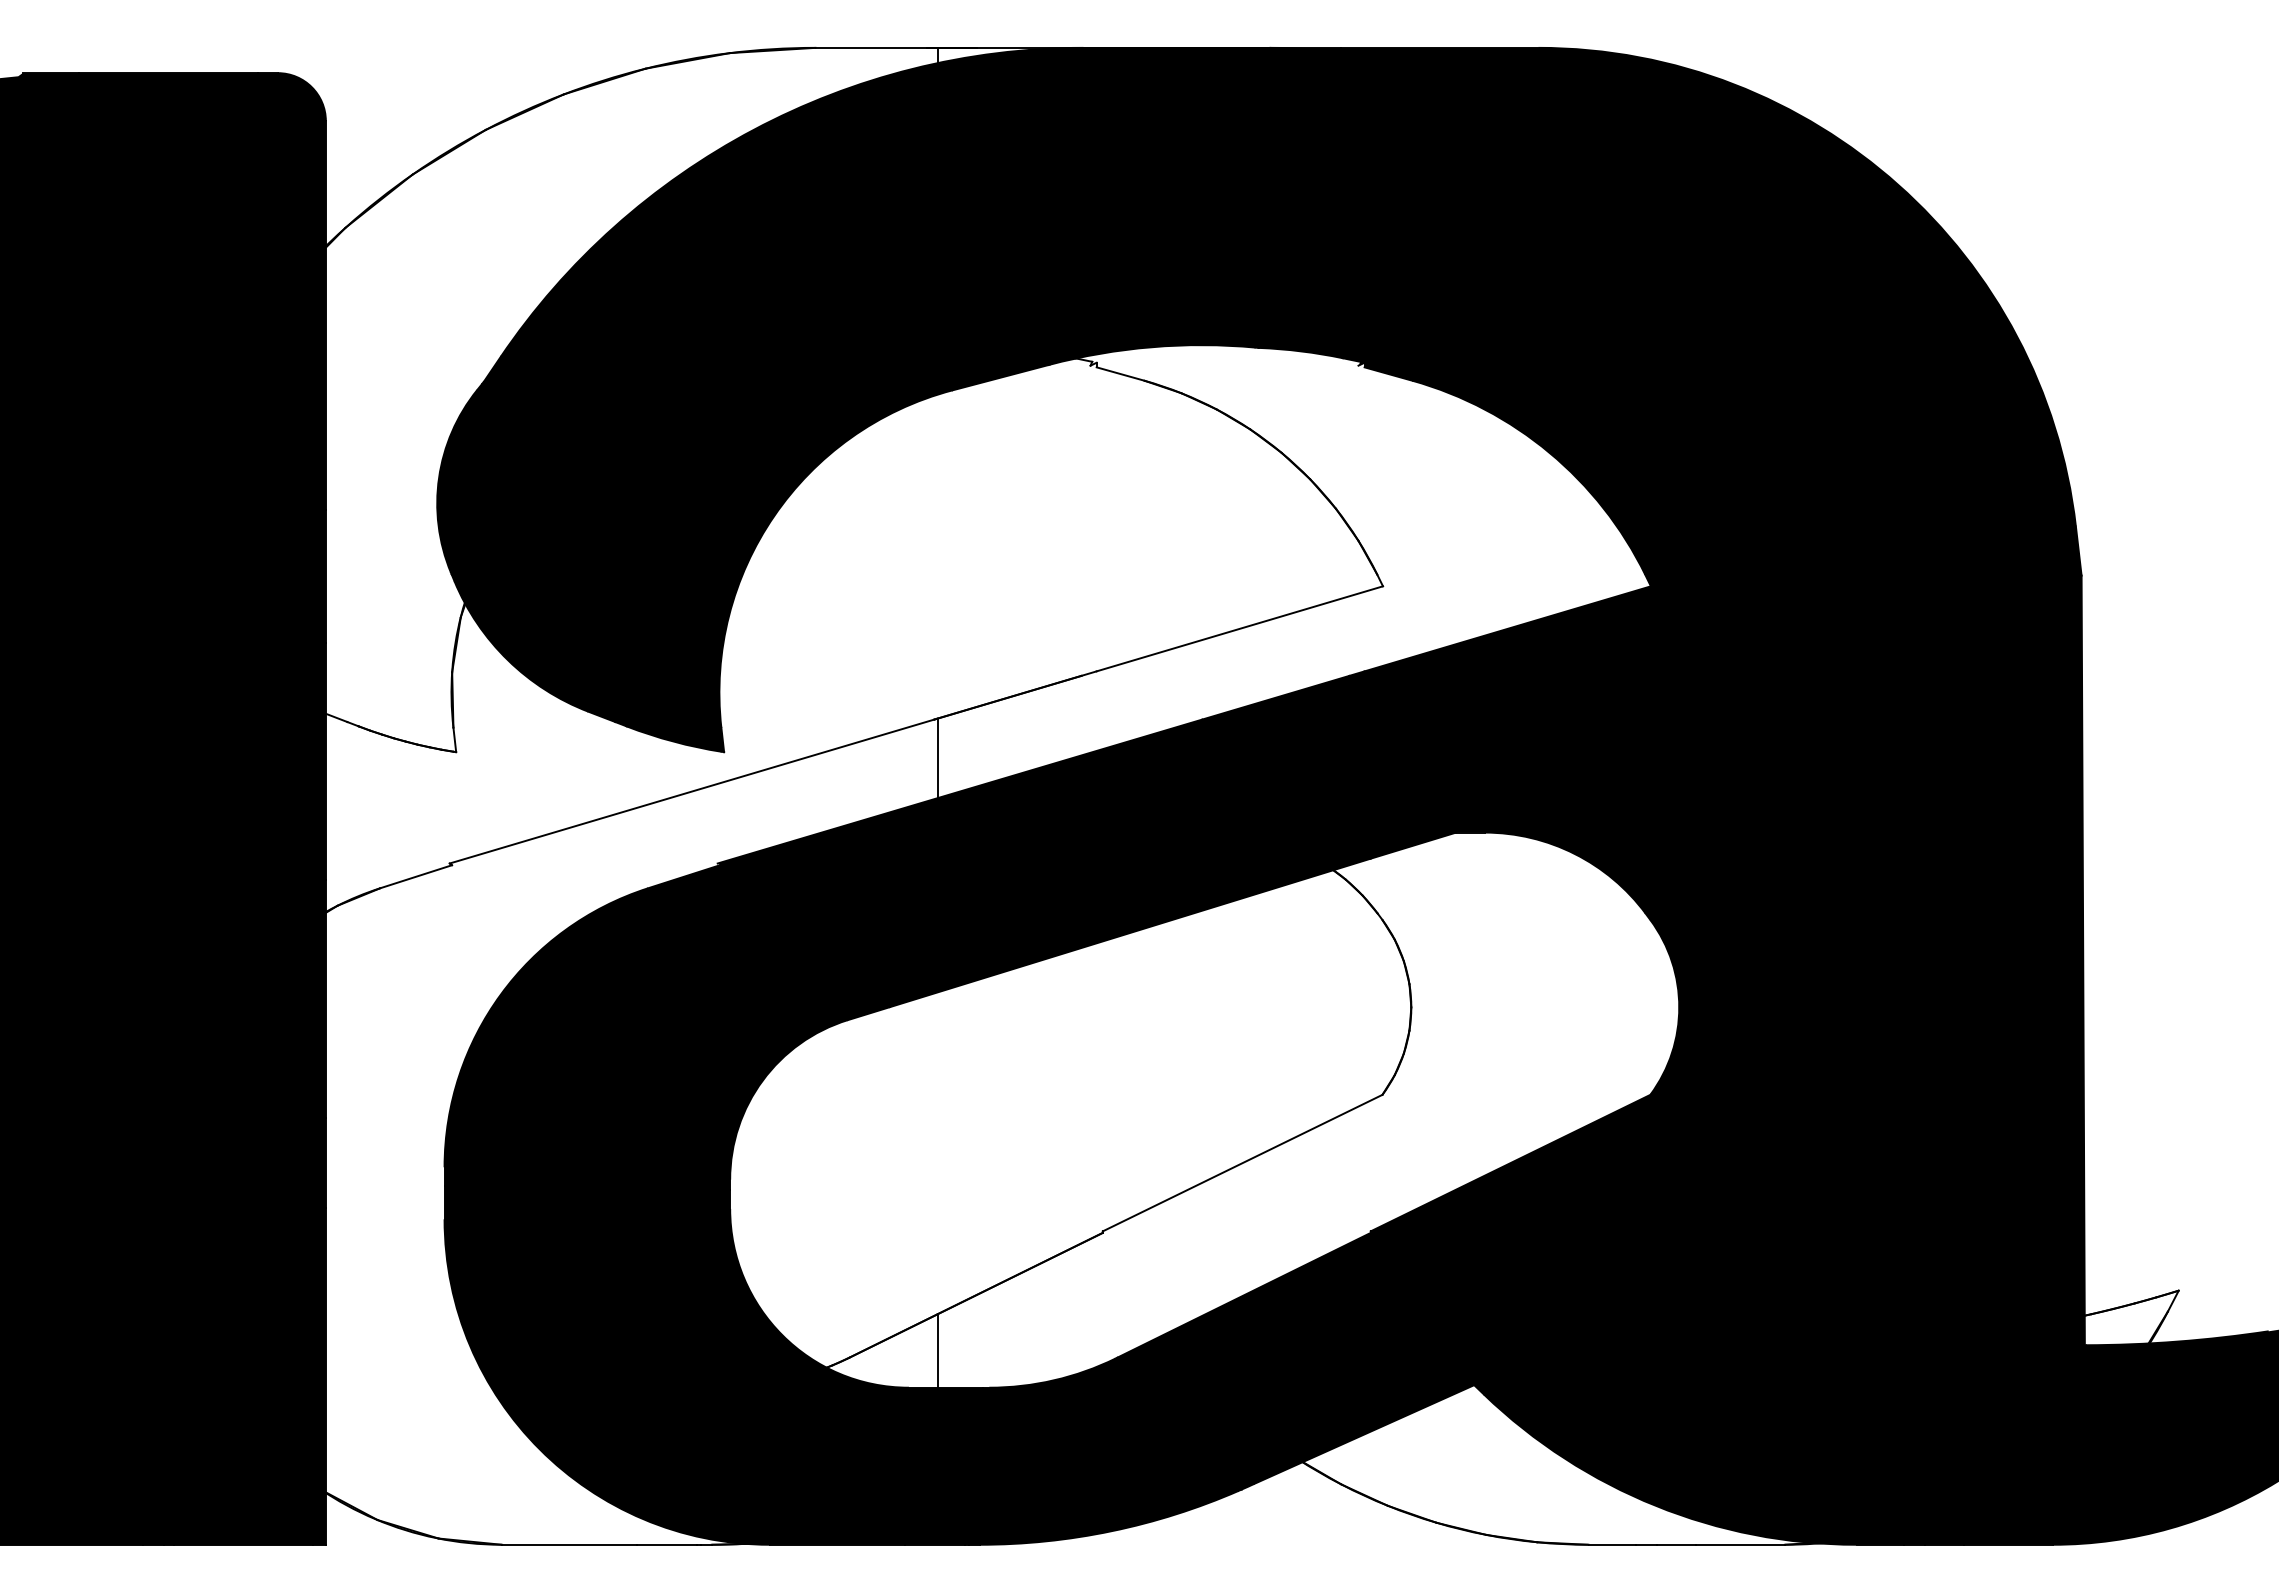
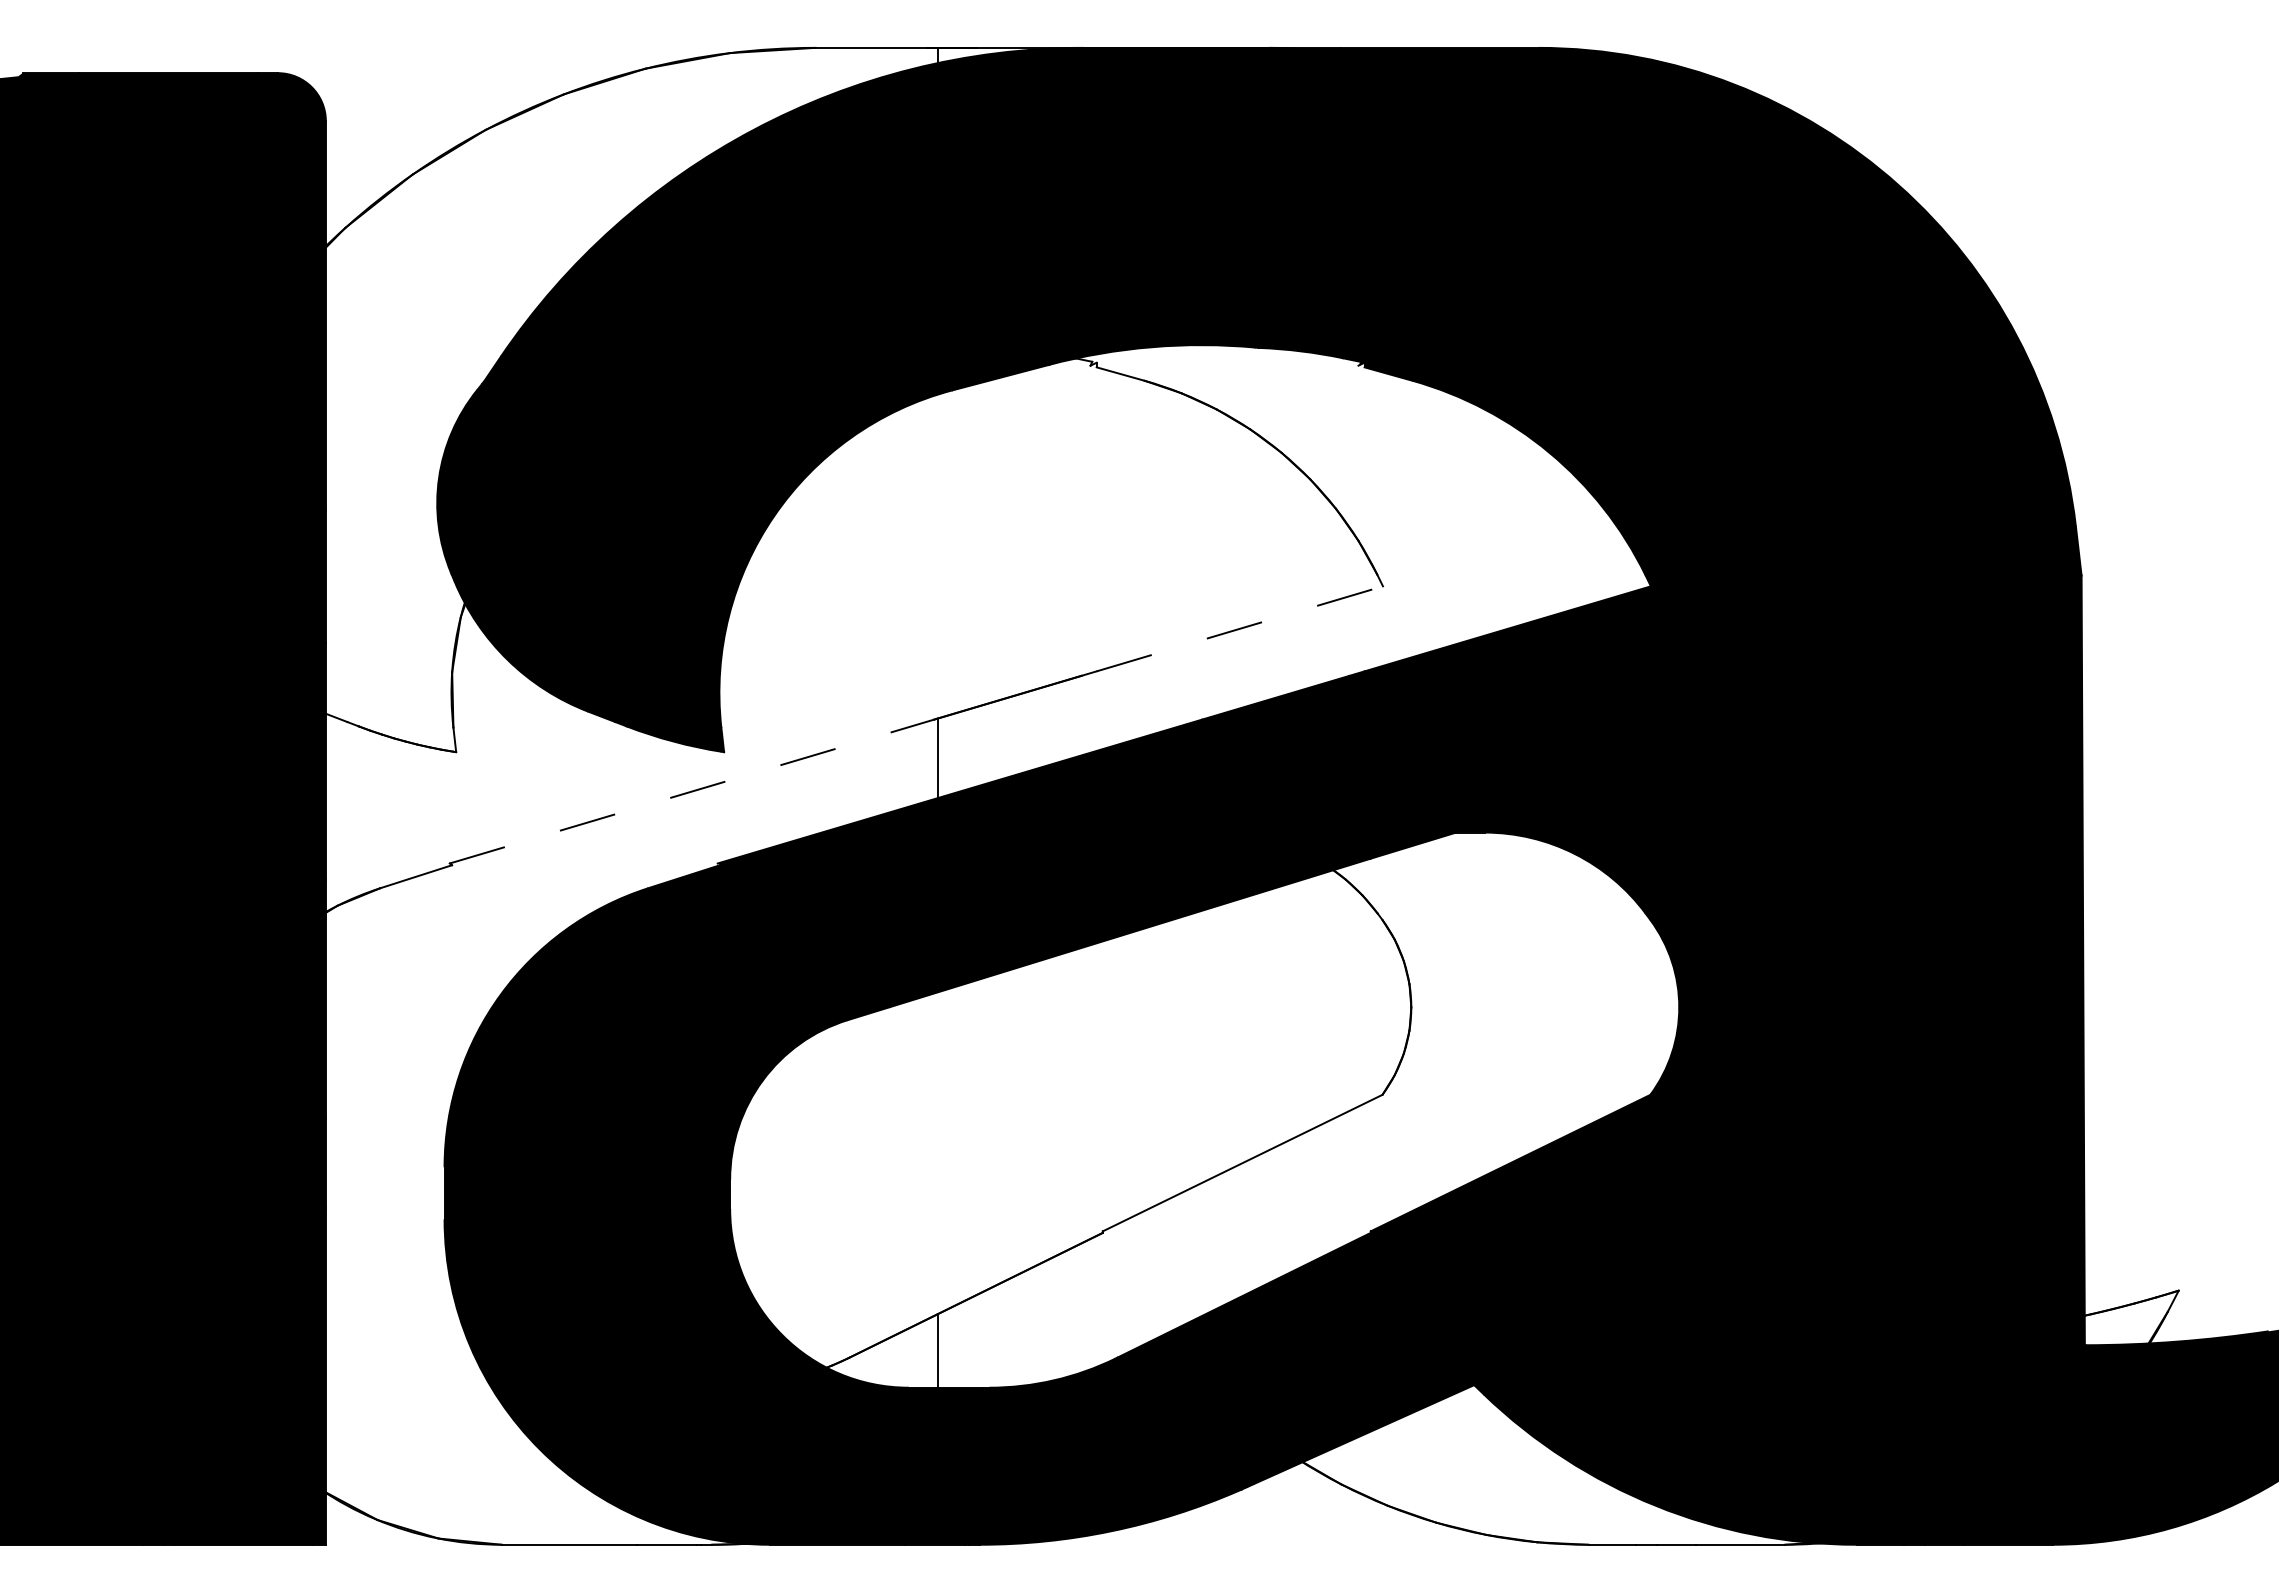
line: solid -> dashed (1240, 628)
line: solid -> dashed (692, 791)
